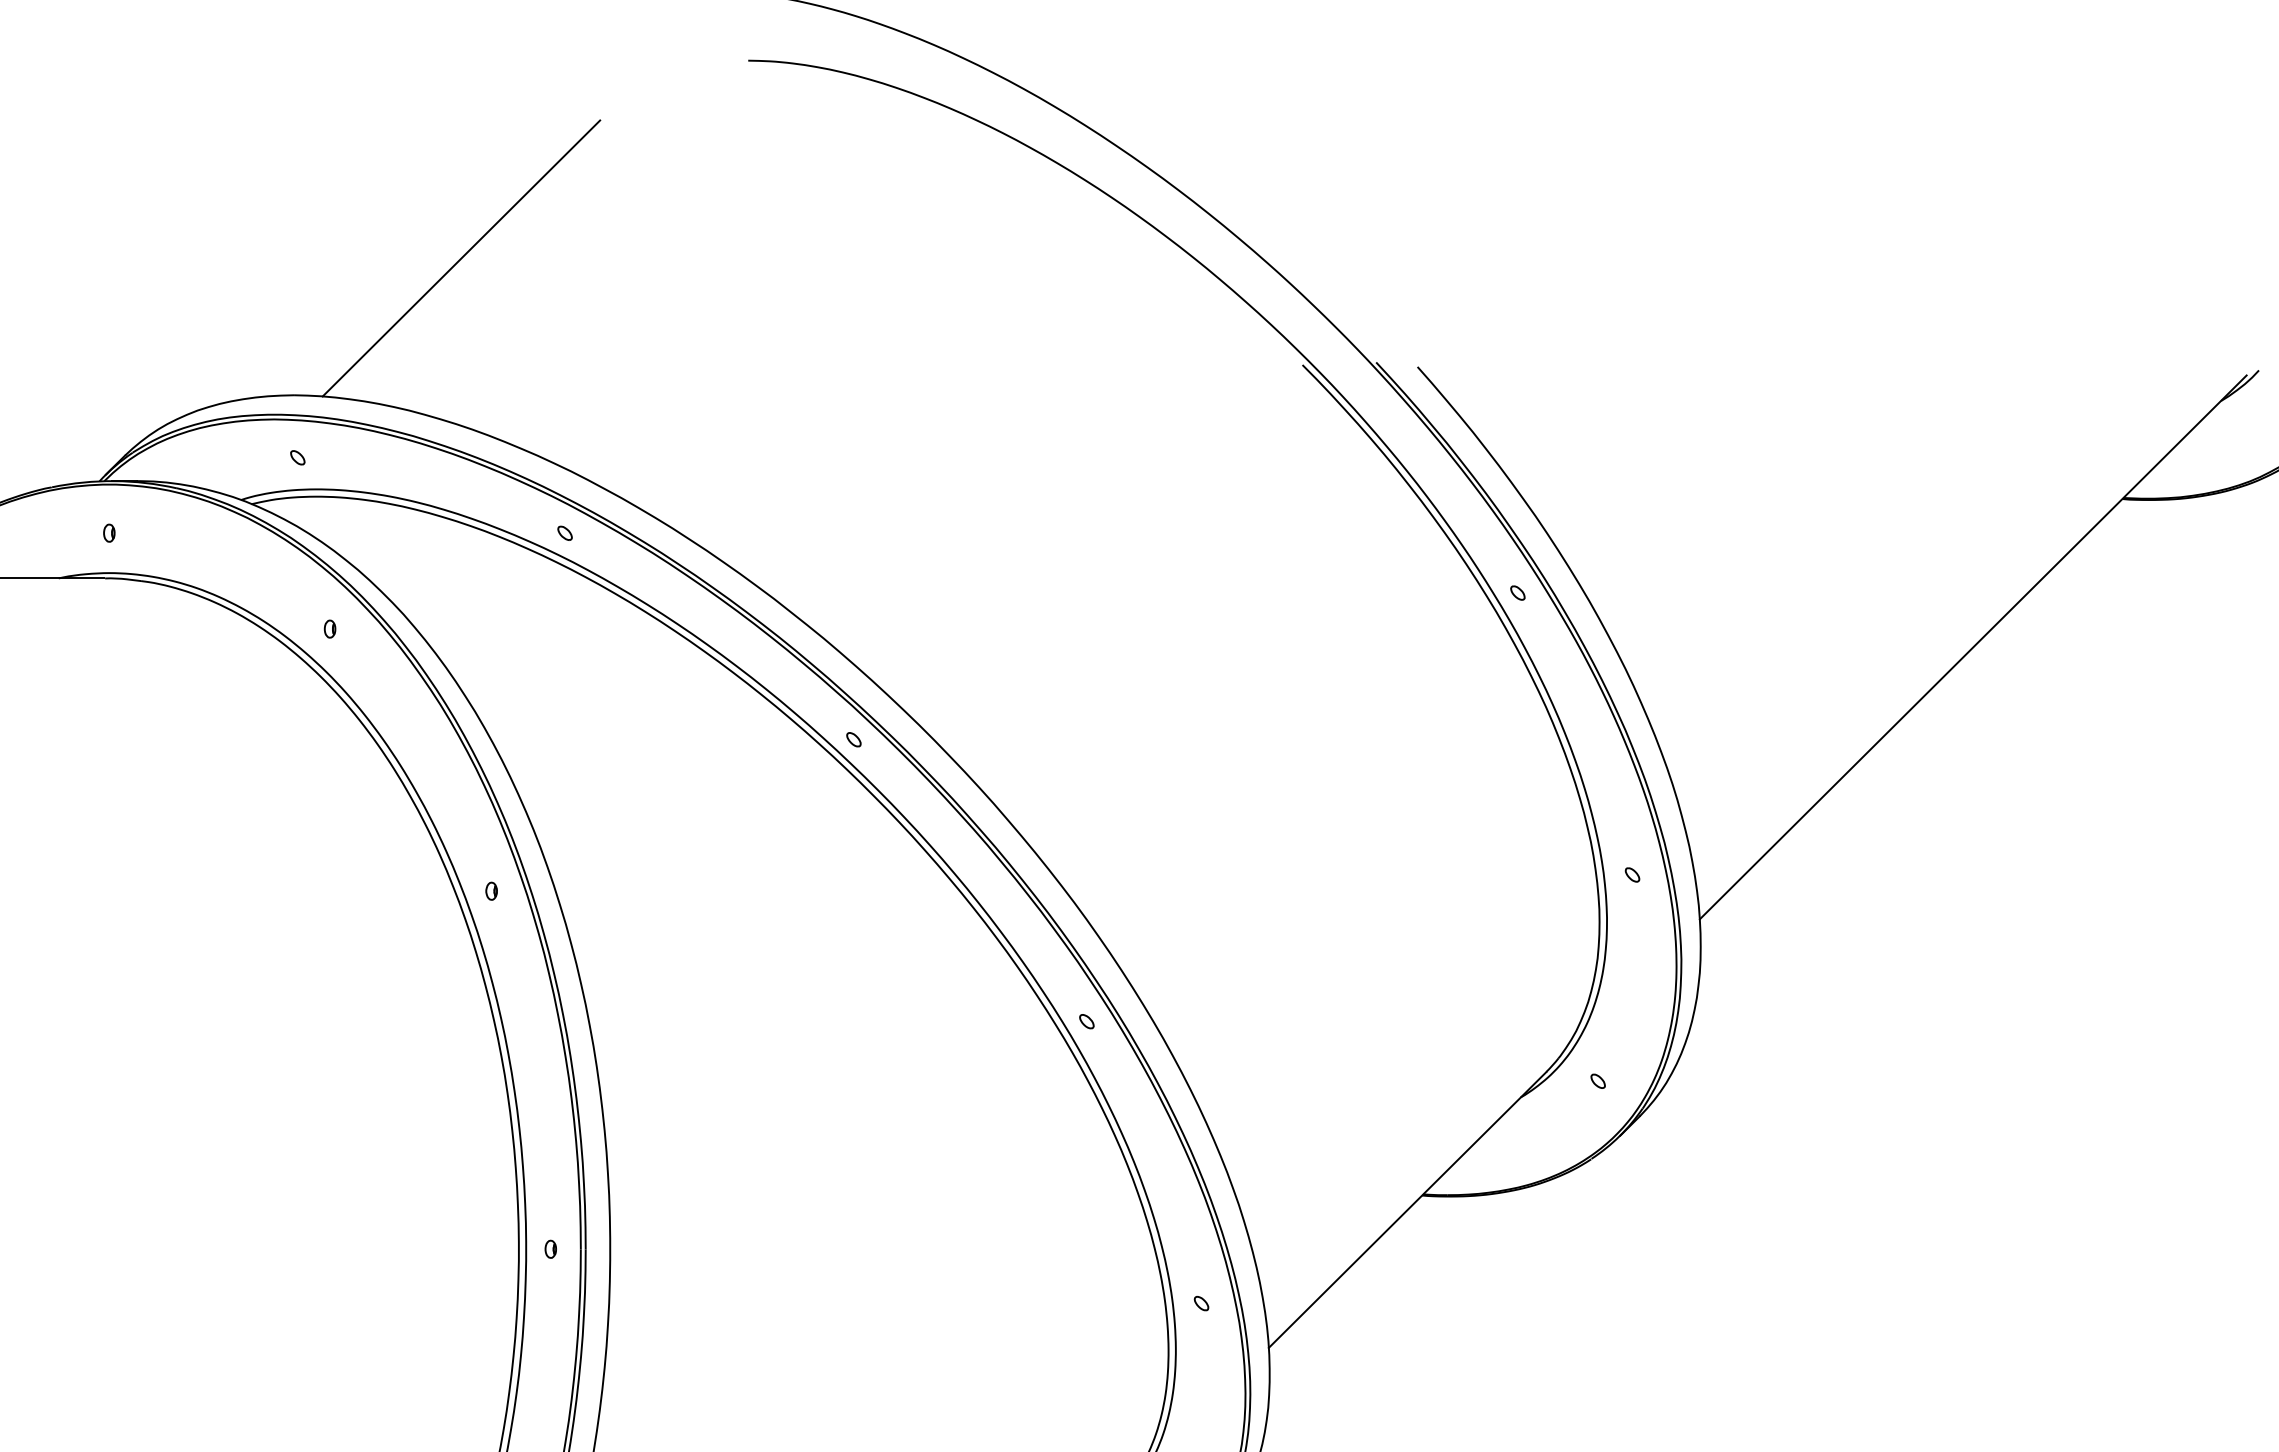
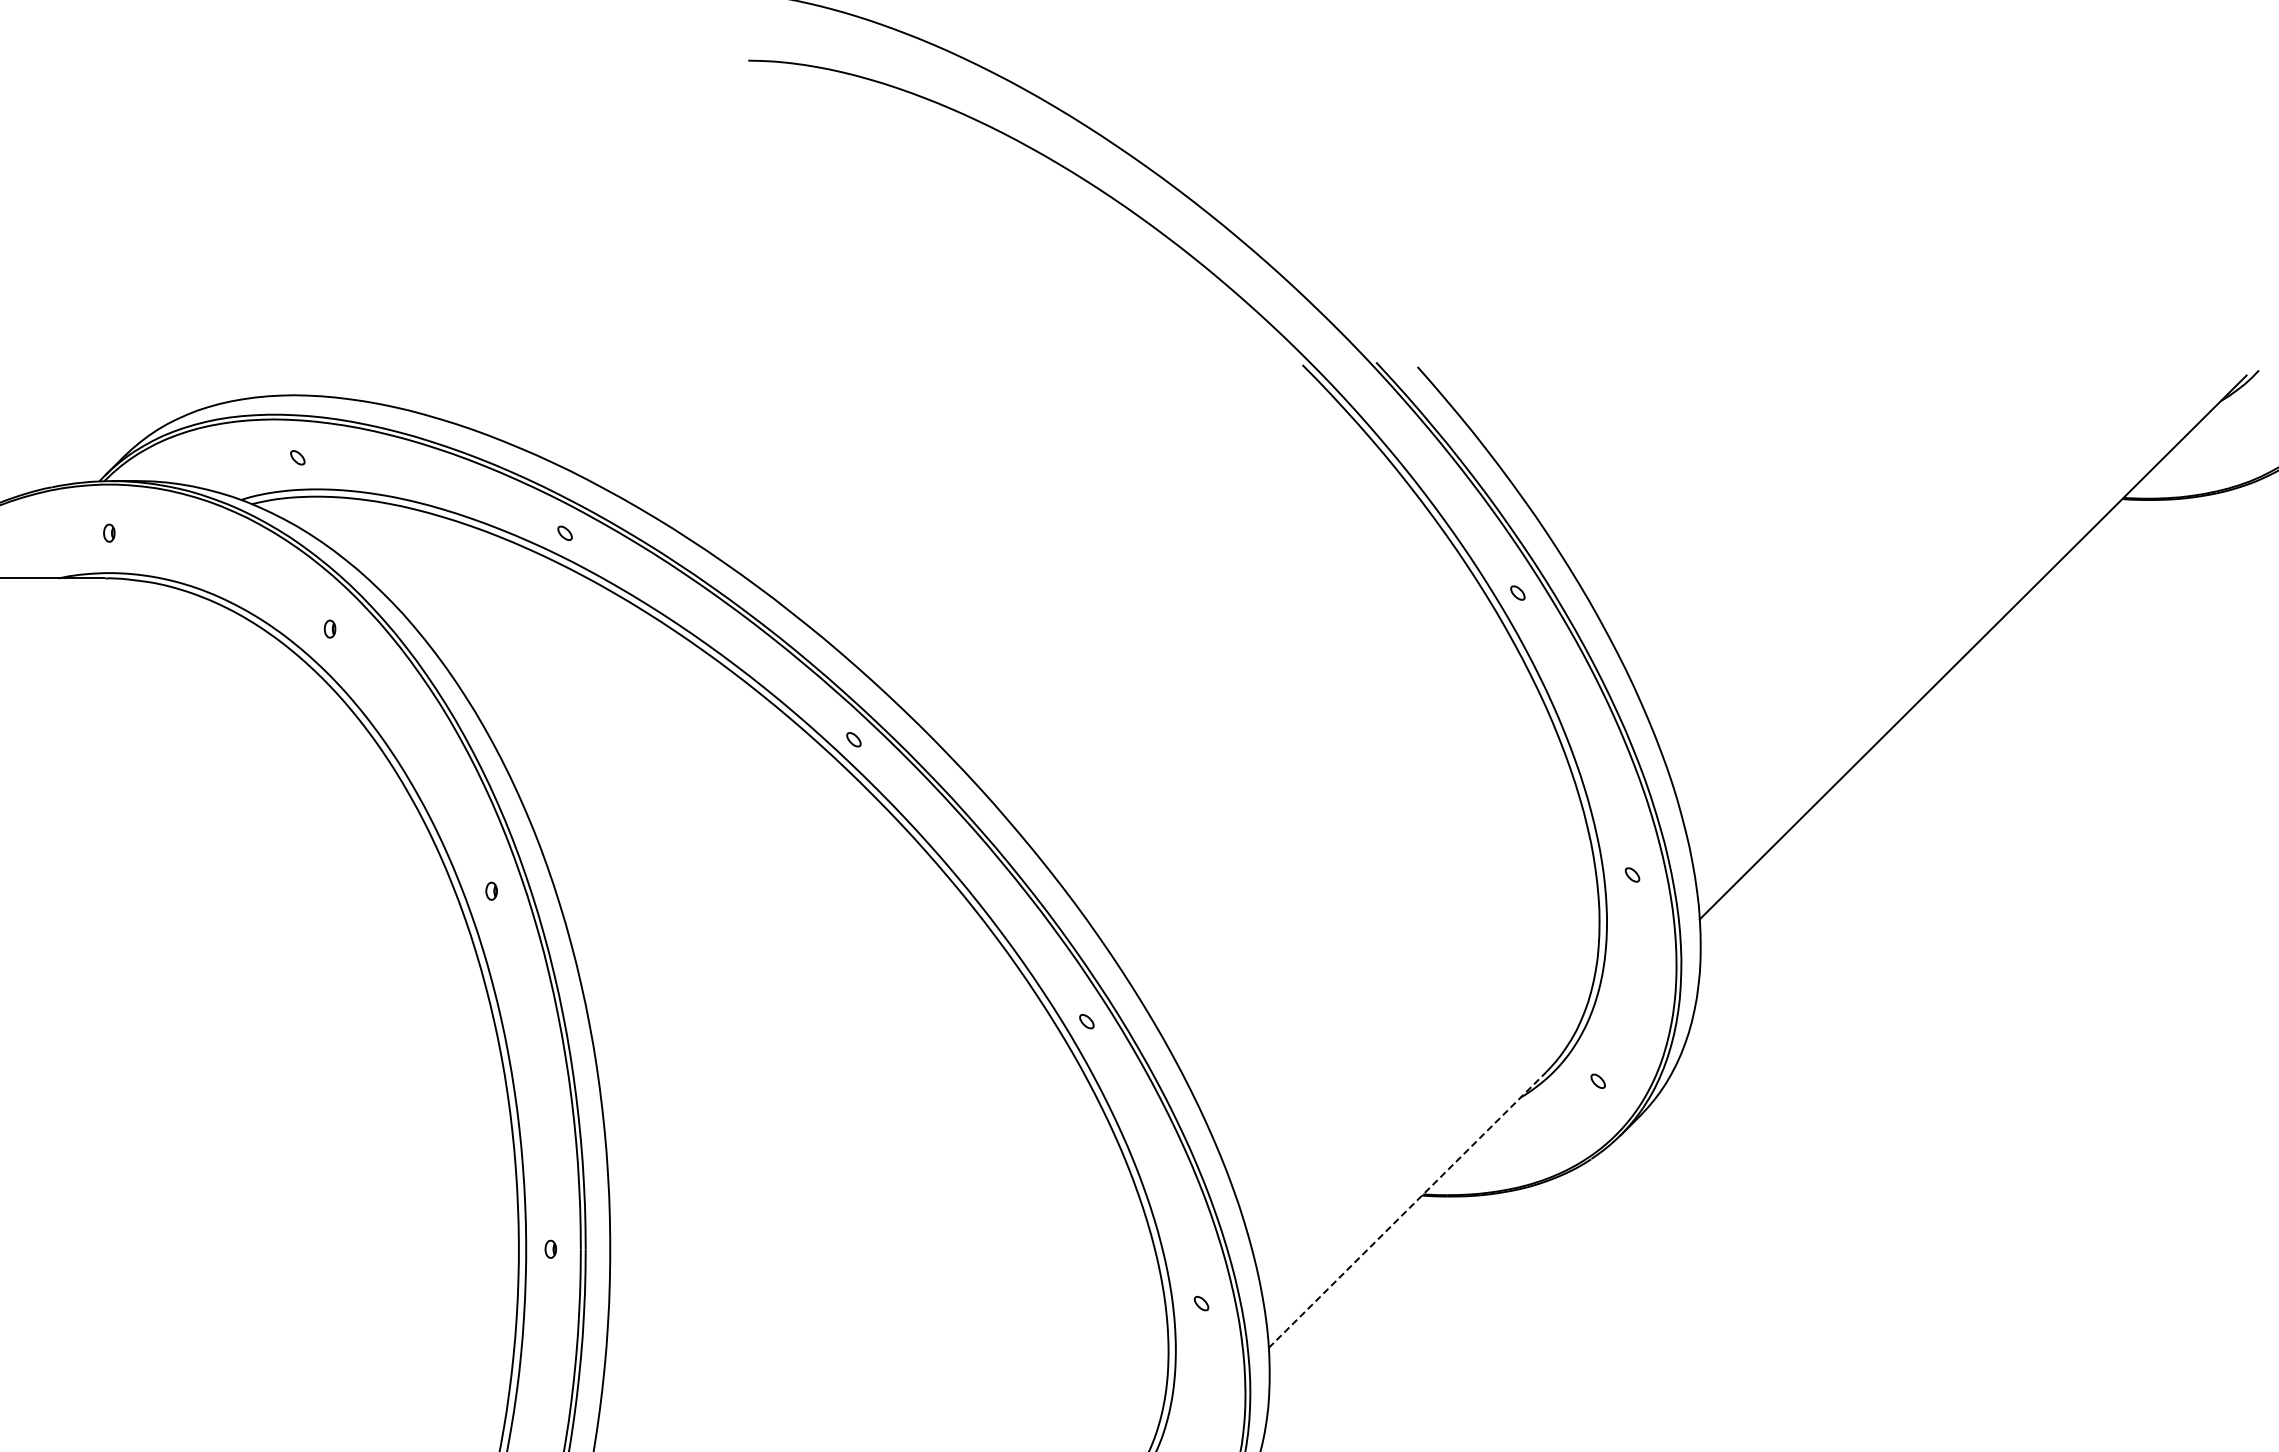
line: present -> none (461, 258)
line: solid -> dashed (1407, 1210)
